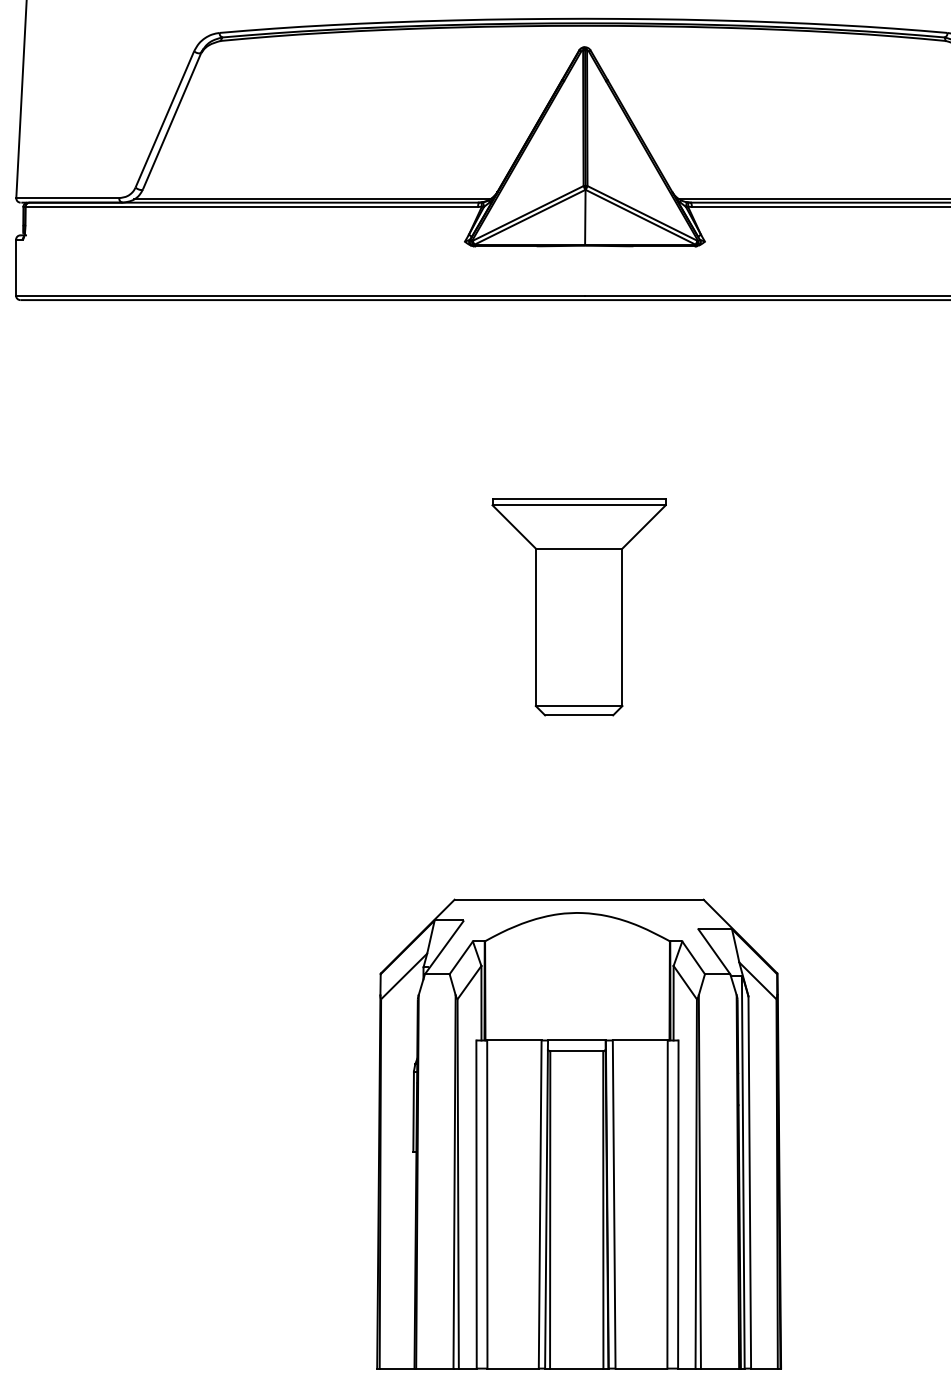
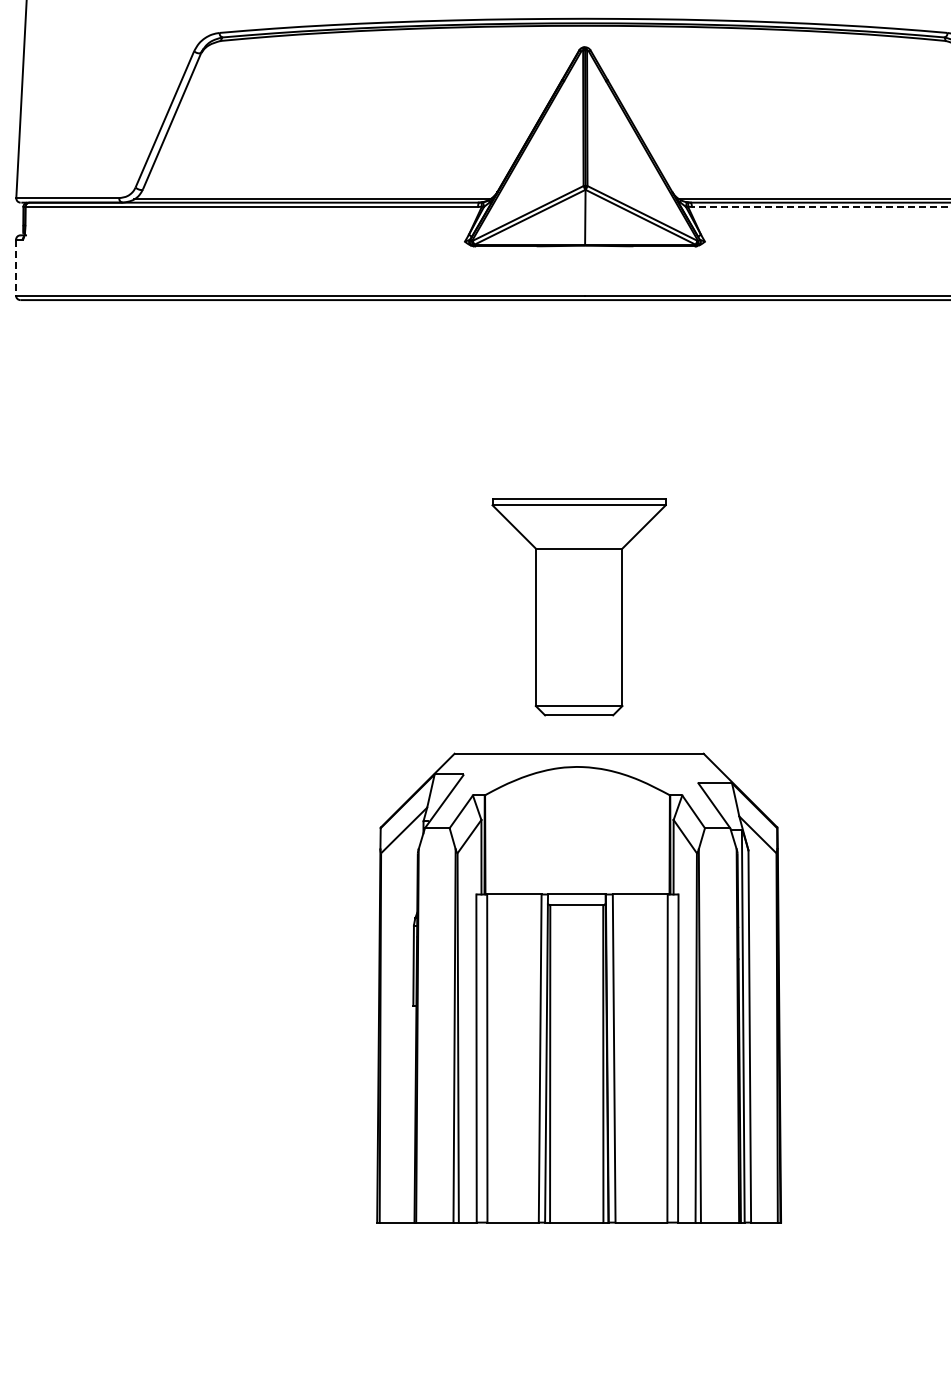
line: solid -> dashed (820, 207)
line: solid -> dashed (16, 268)
part position: (578, 1133) -> (578, 987) (578, 987)
